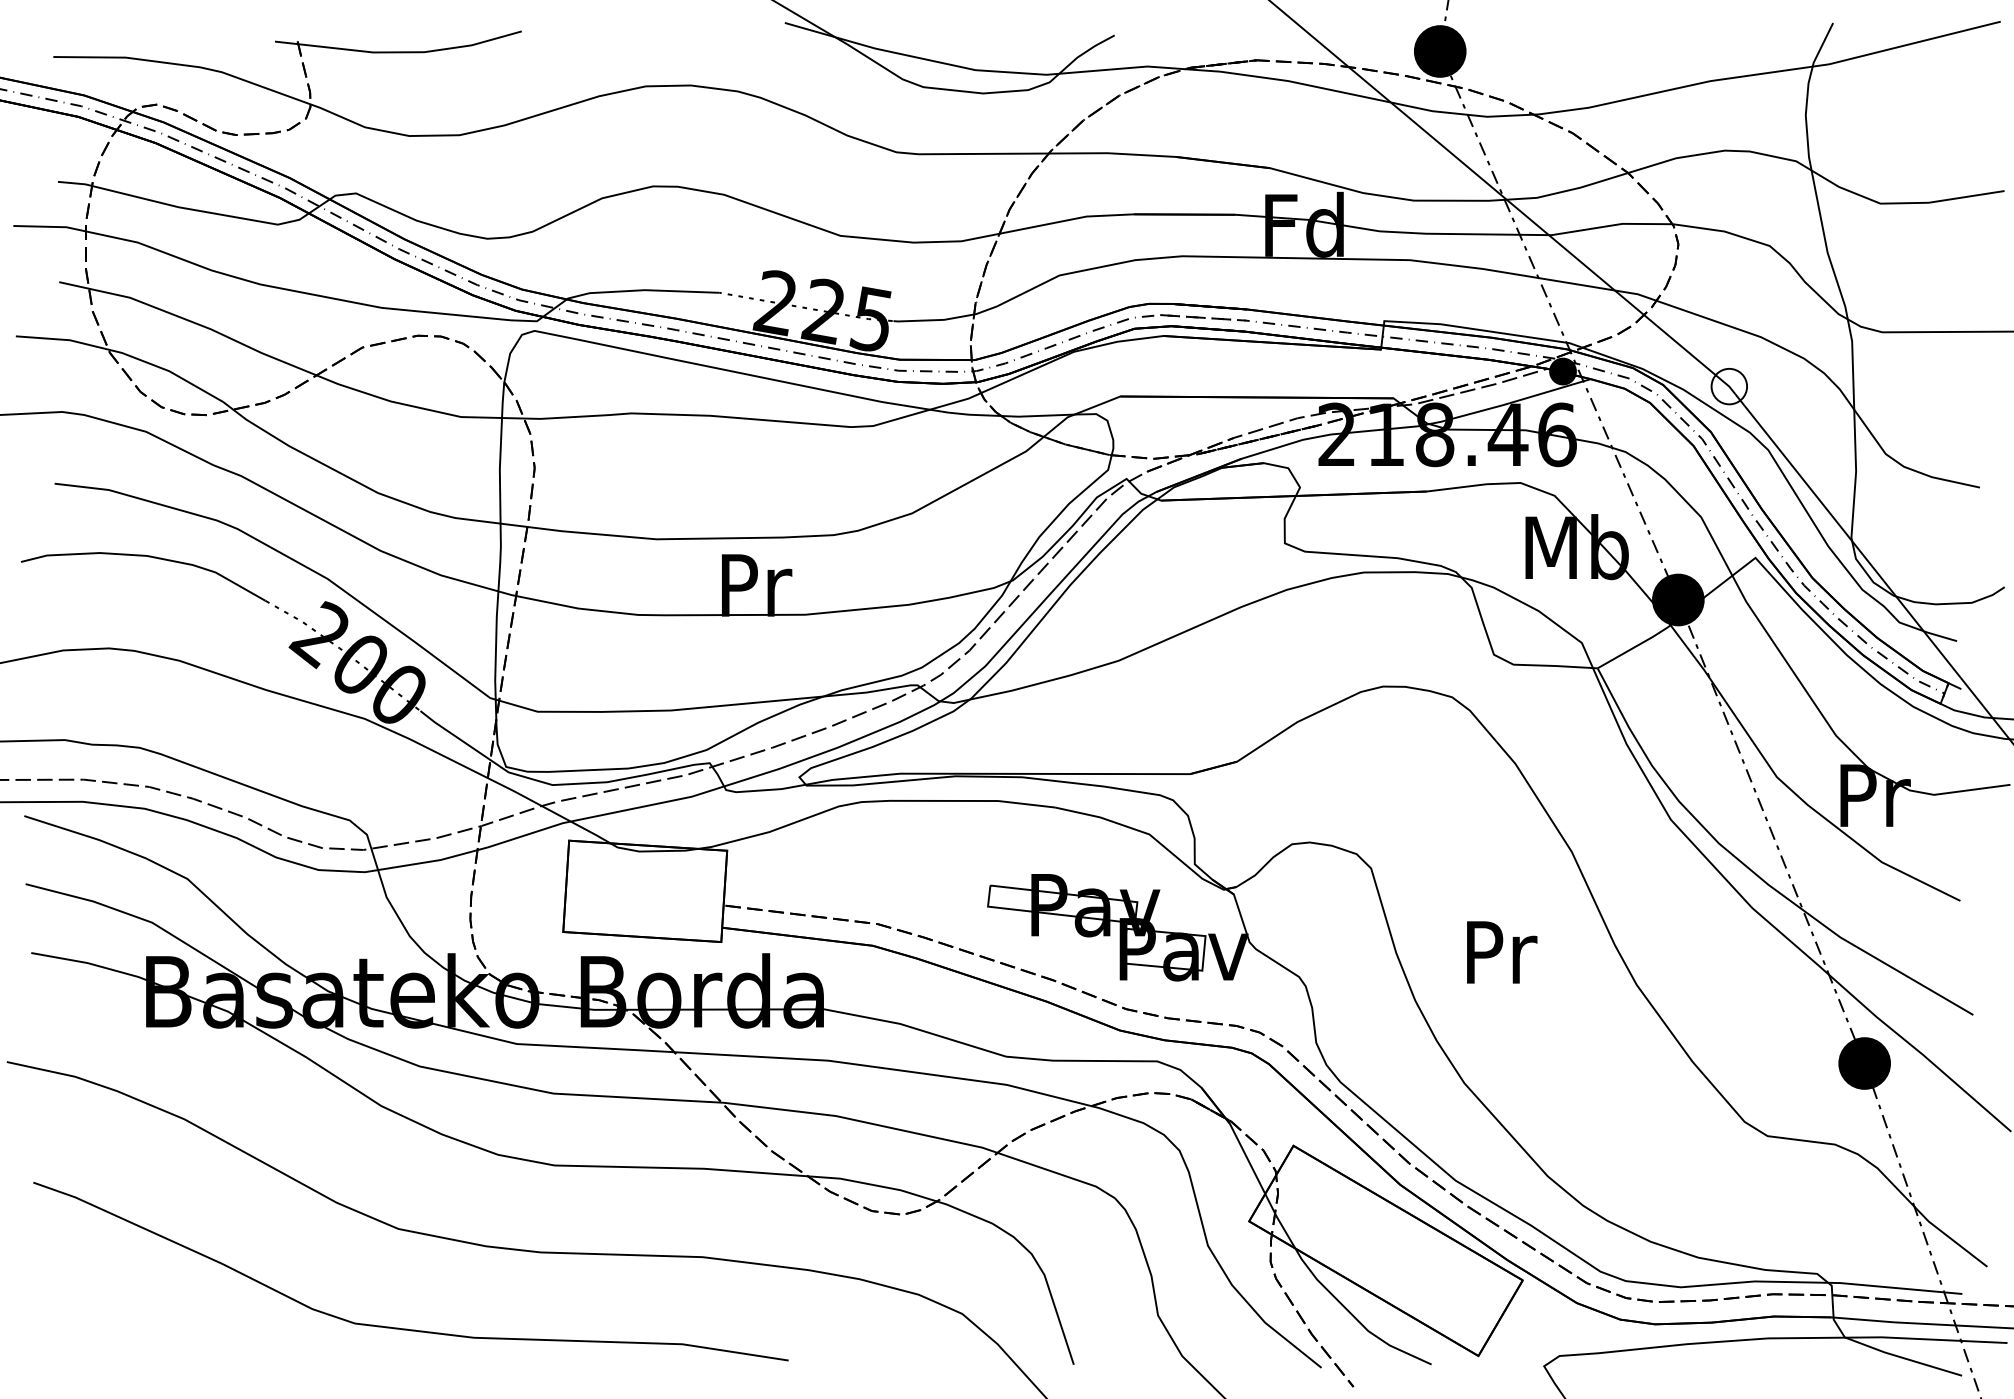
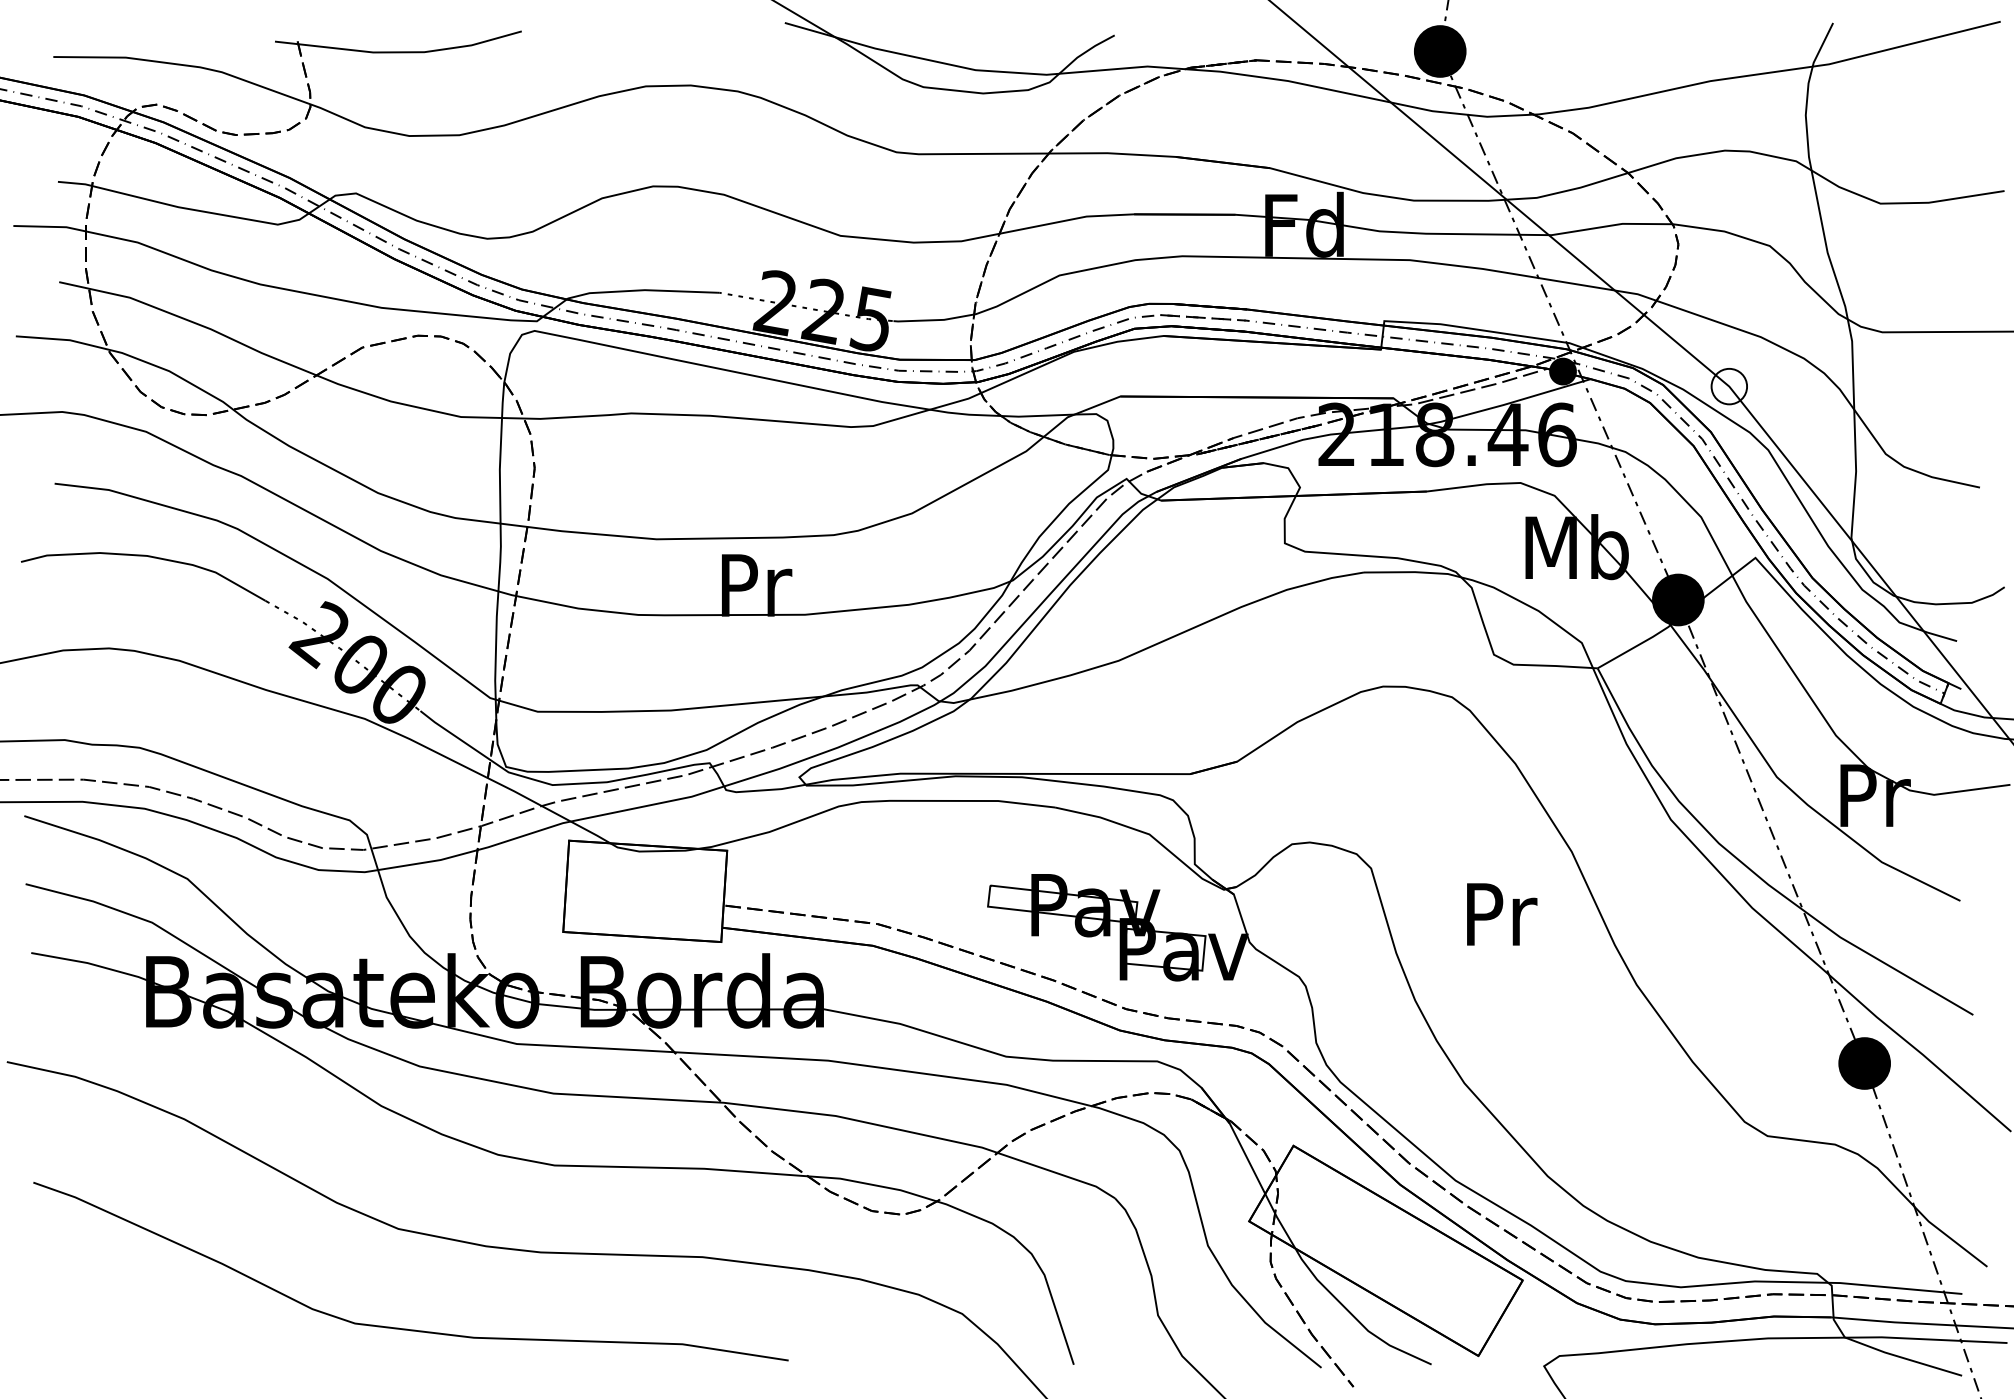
text position: (1502, 952) -> (1502, 914) (1502, 914)
